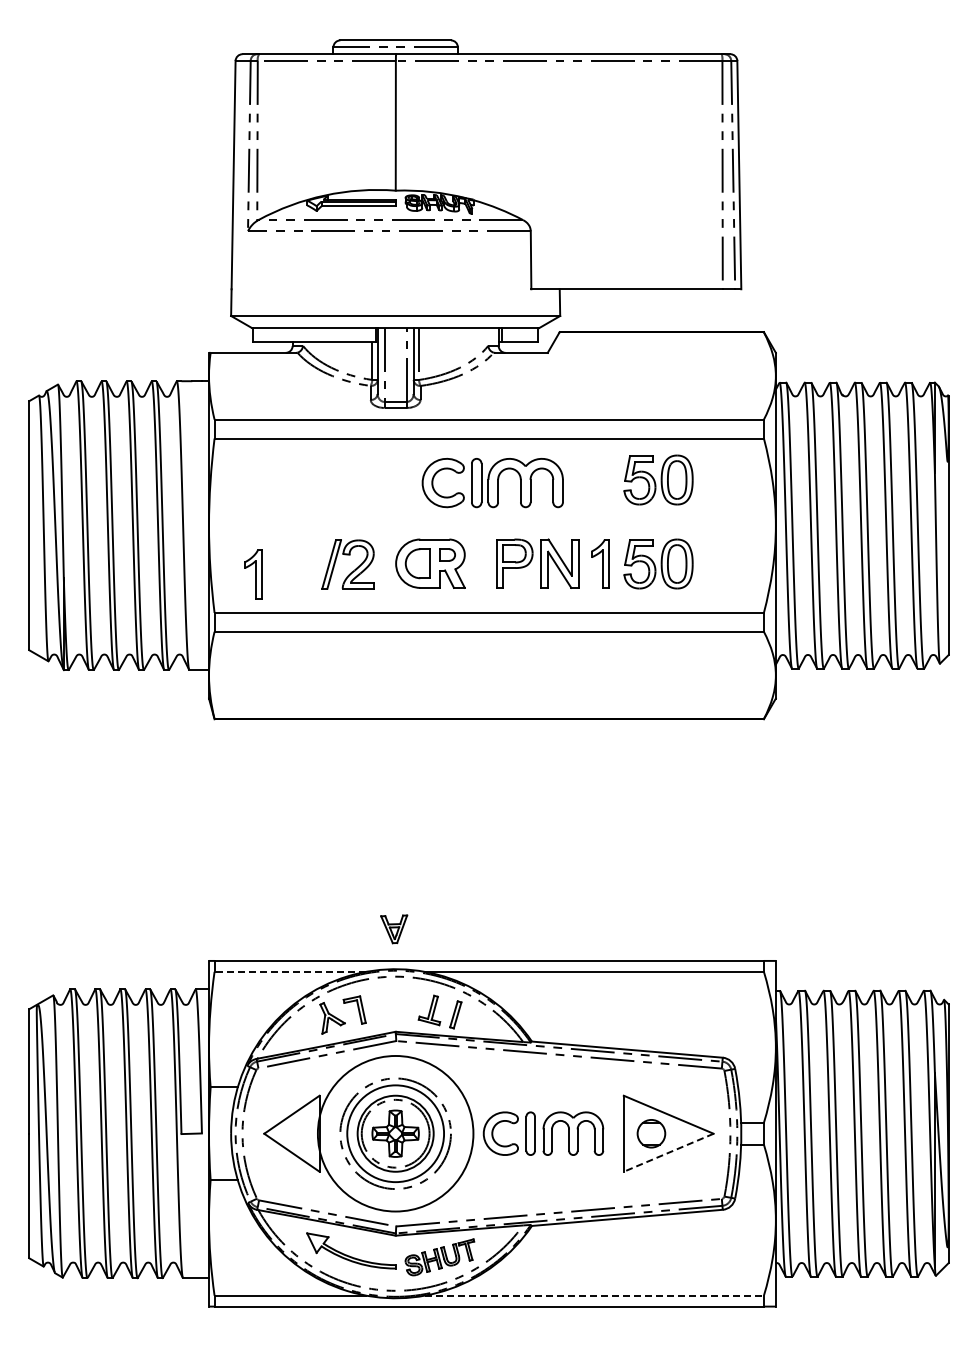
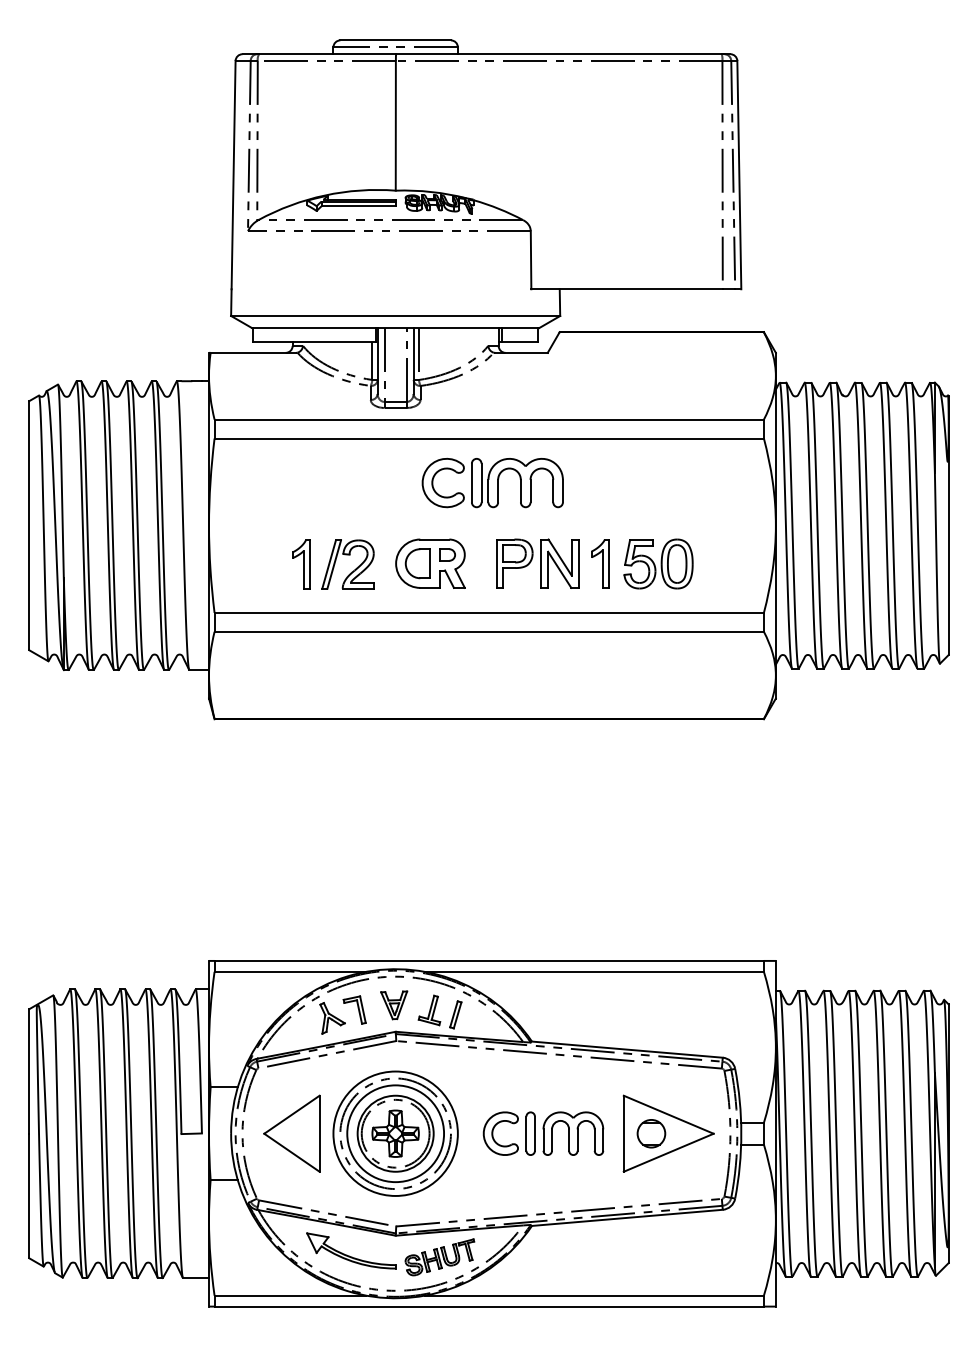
part: present -> none (658, 479)
part position: (253, 574) -> (301, 564) (301, 564)
part position: (394, 929) -> (394, 1005) (394, 1005)
line: dashed -> solid (290, 971)
circle diameter: 156 px -> 124 px (395, 1133)
line: dashed -> solid (668, 1152)
line: dashed -> solid (594, 1295)
